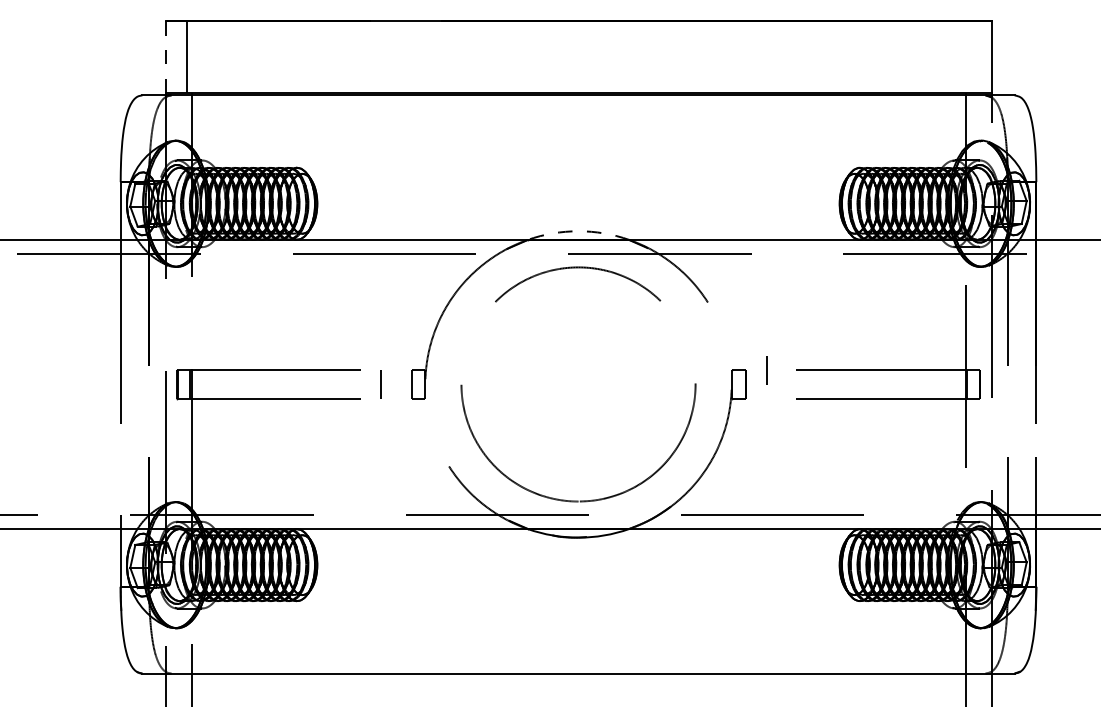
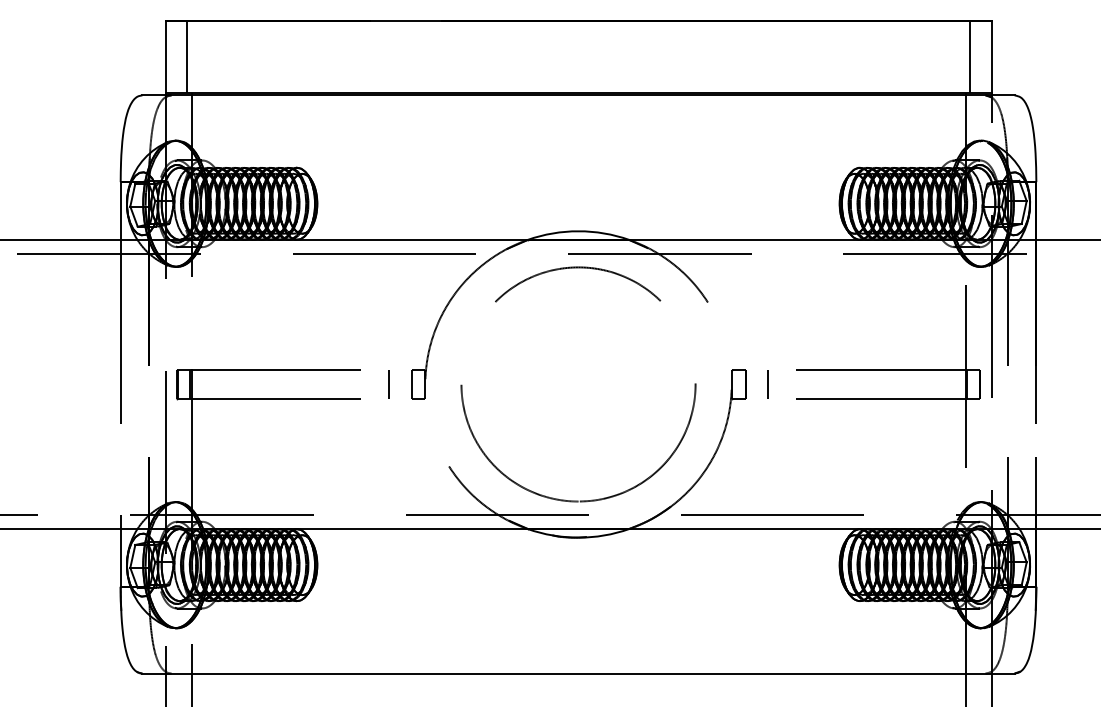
line: dashed -> solid (165, 57)
line: none -> present (969, 57)
arc: dashed -> solid (578, 231)
line position: (766, 370) -> (767, 384) (767, 384)
line position: (380, 384) -> (388, 384) (388, 384)
